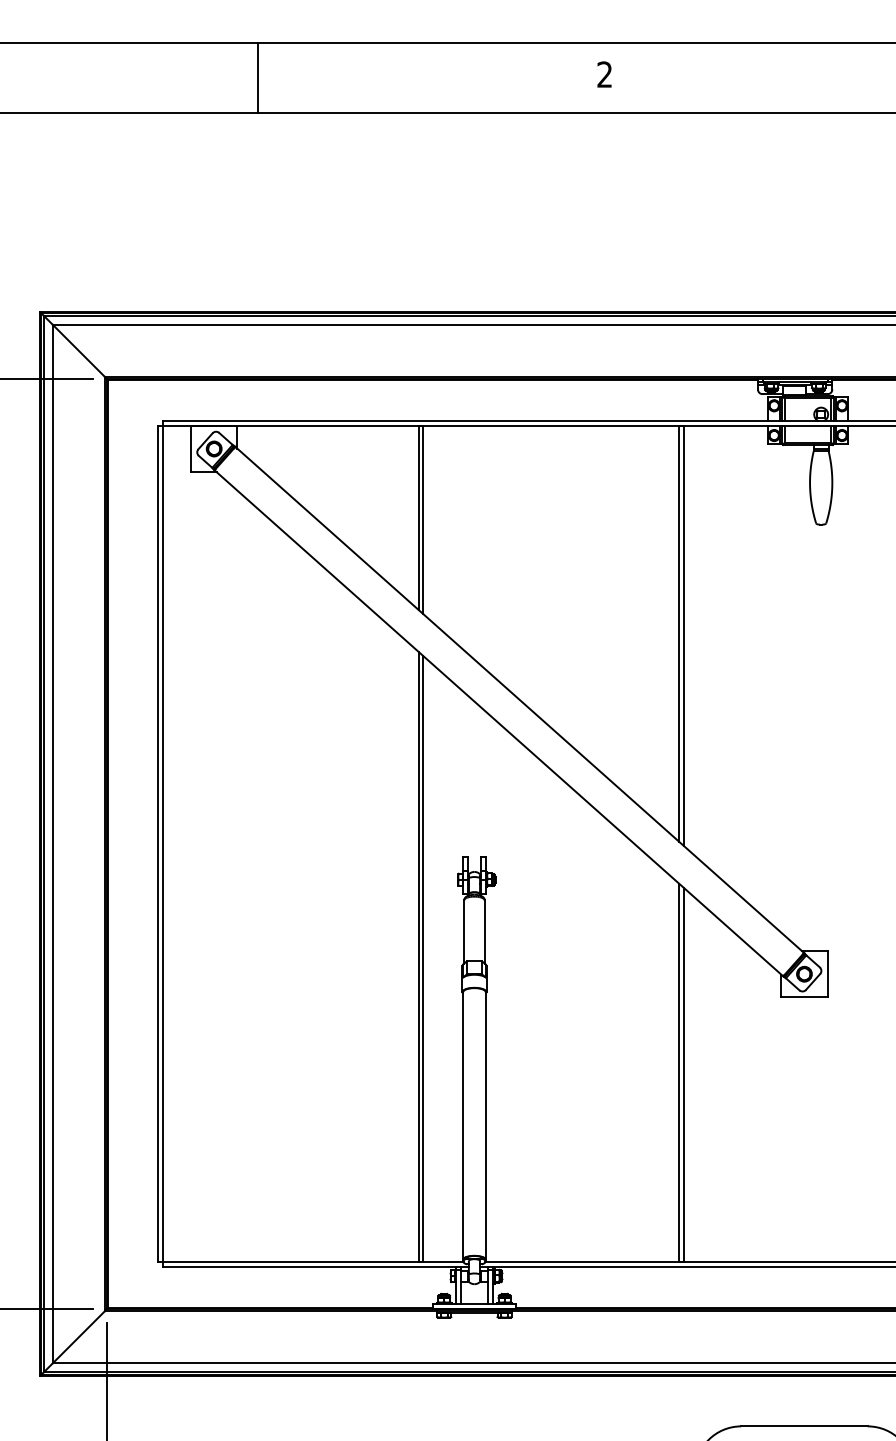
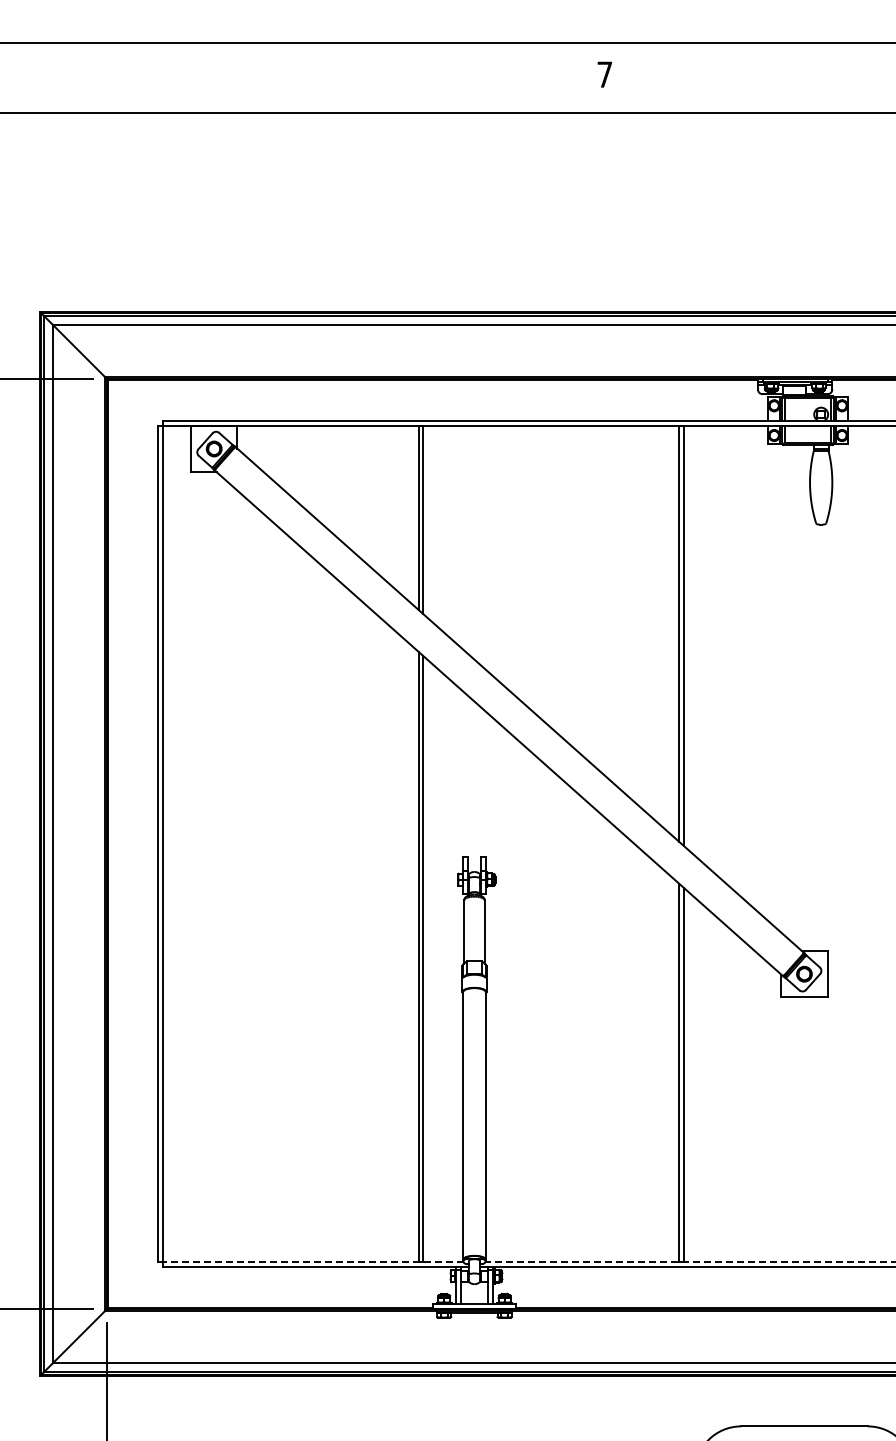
text: 2 -> 7 (604, 74)
line: present -> none (258, 77)
line: solid -> dashed (312, 1262)
line: solid -> dashed (690, 1262)
